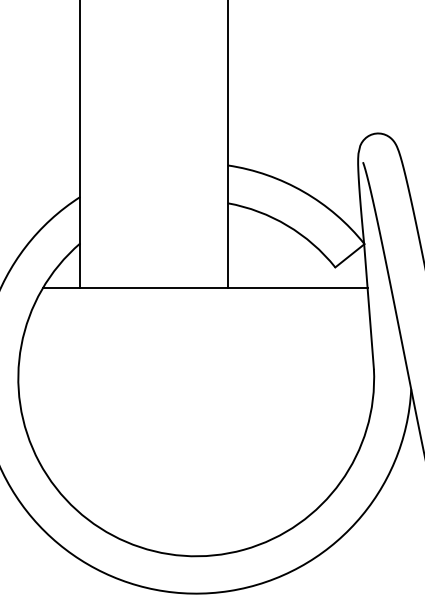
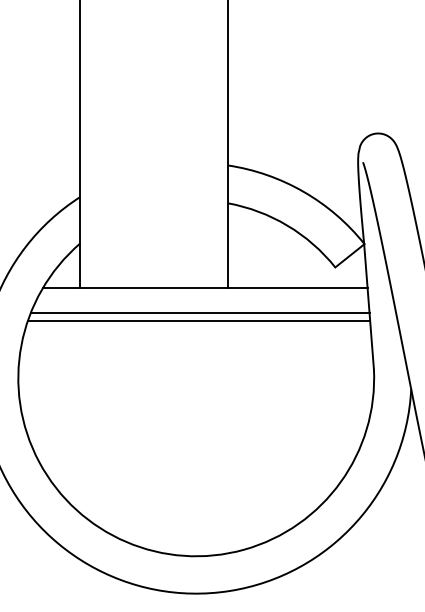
line: none -> present (199, 312)
line: none -> present (198, 321)
